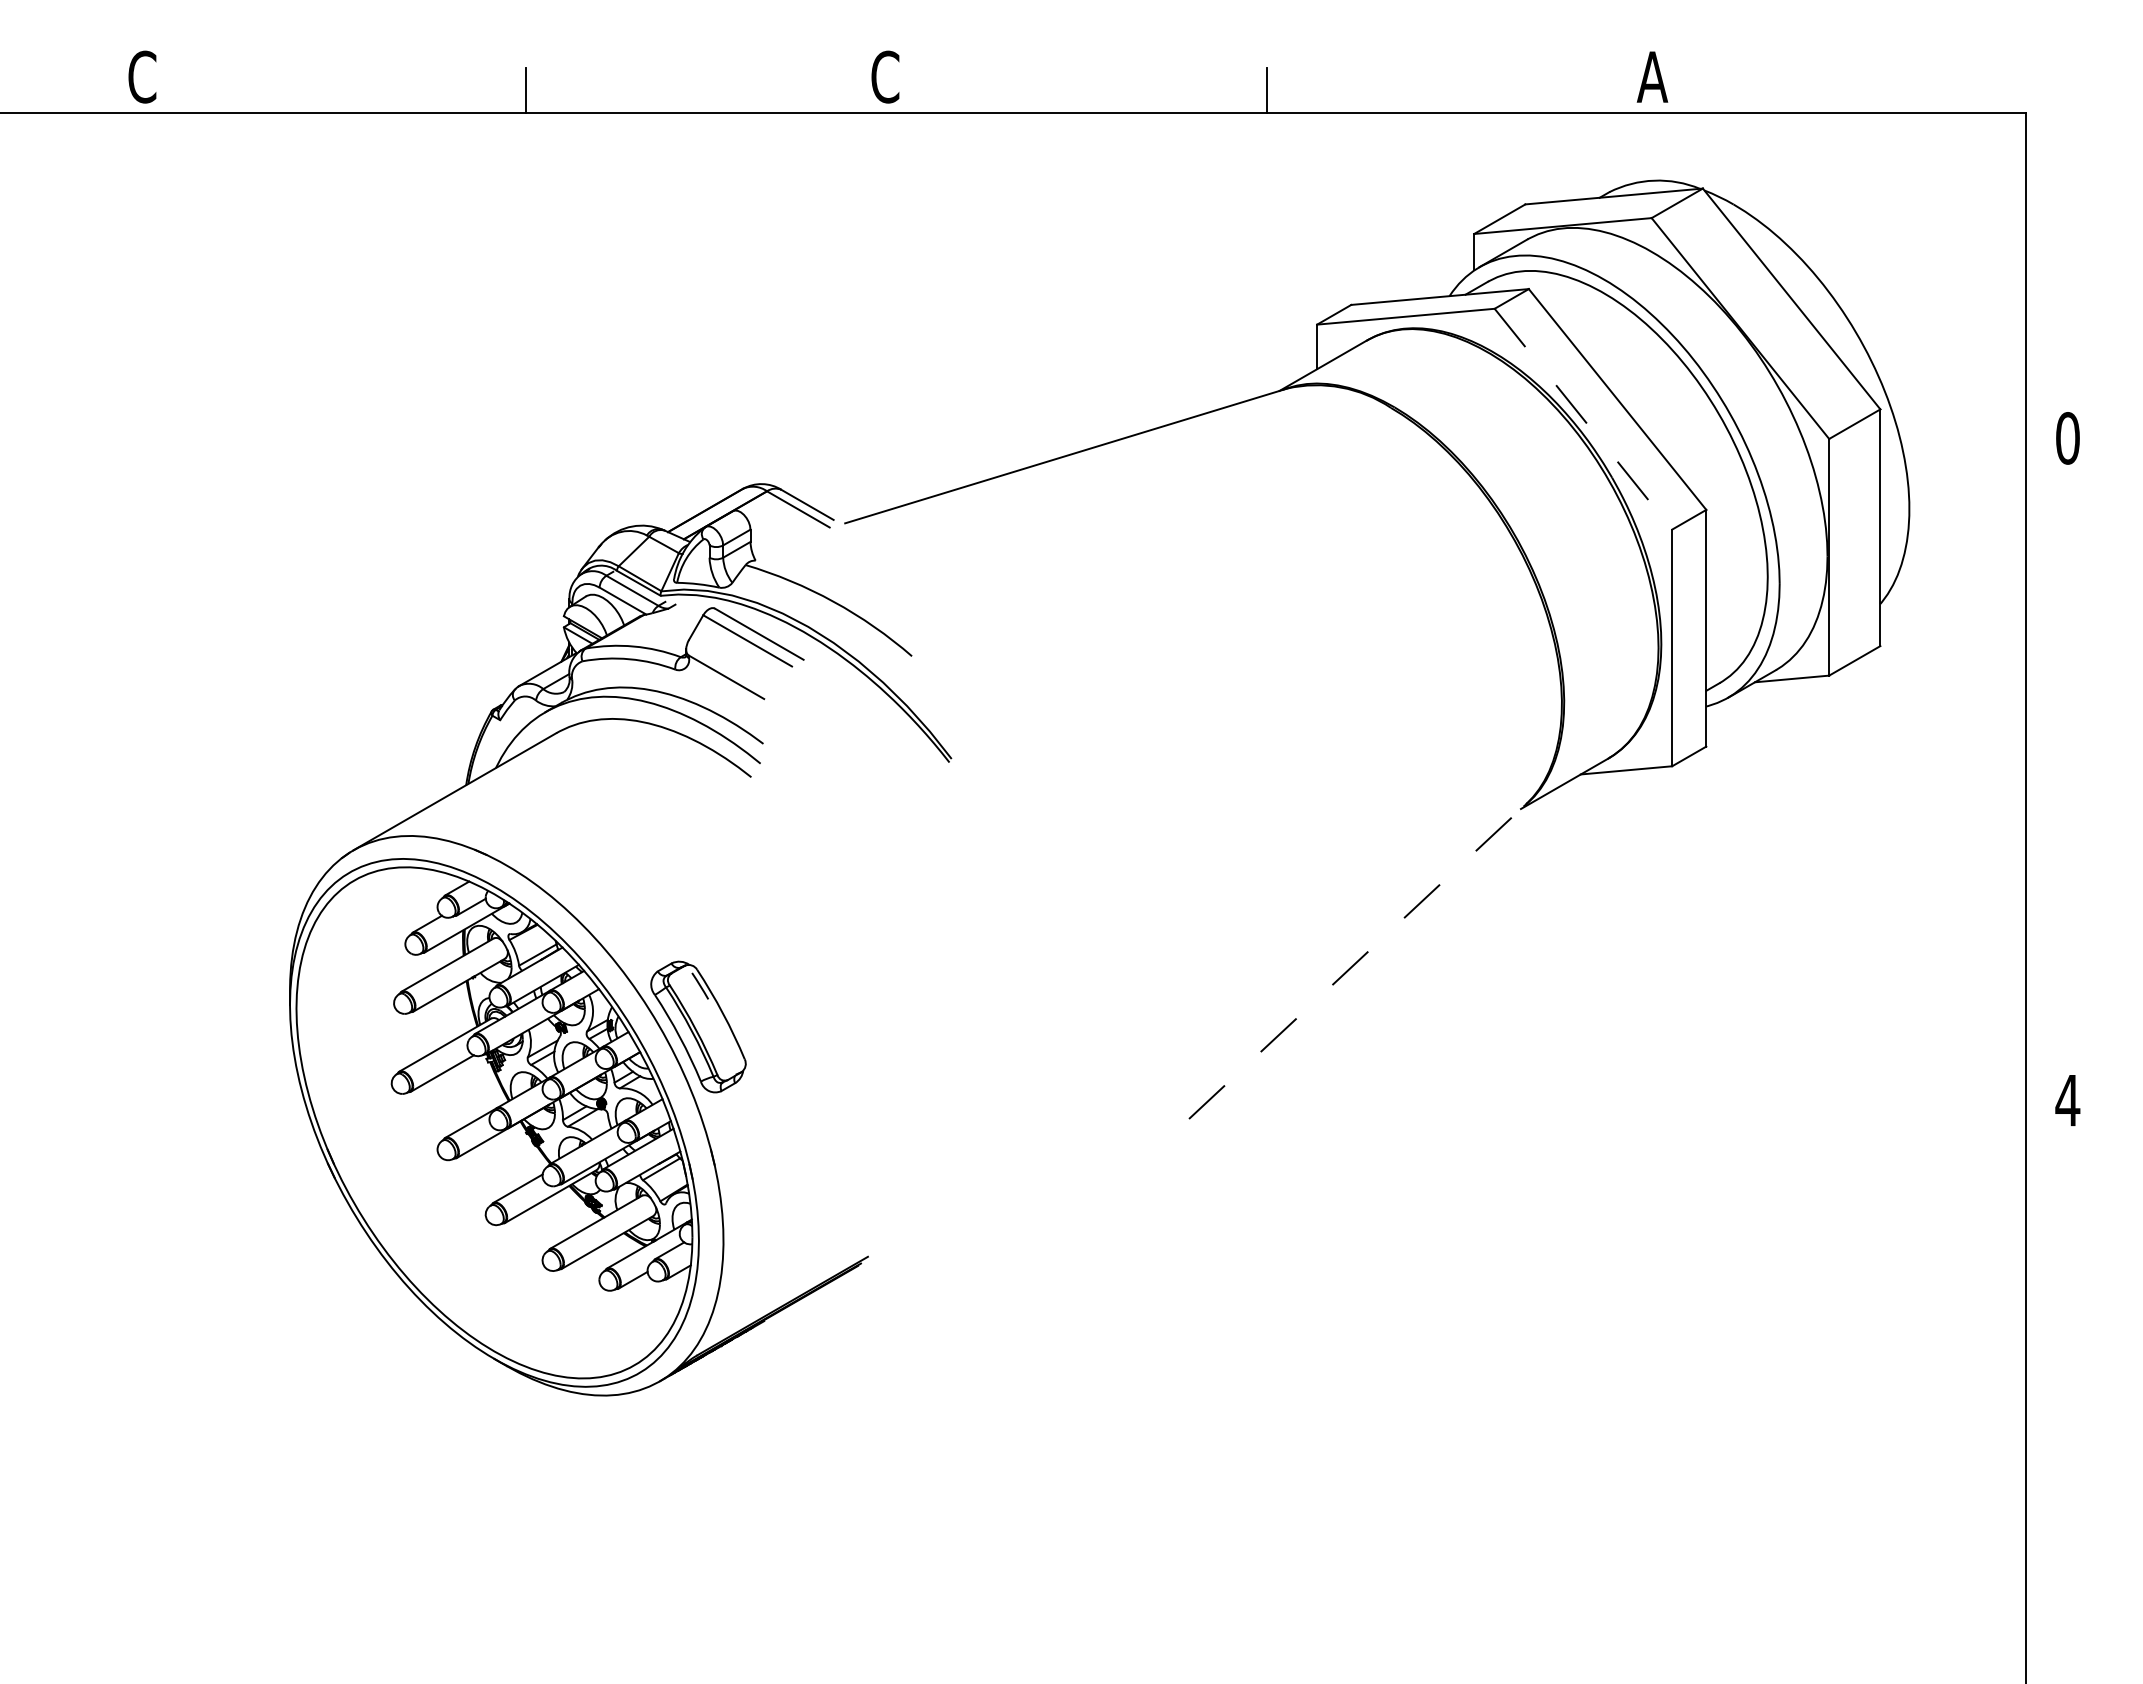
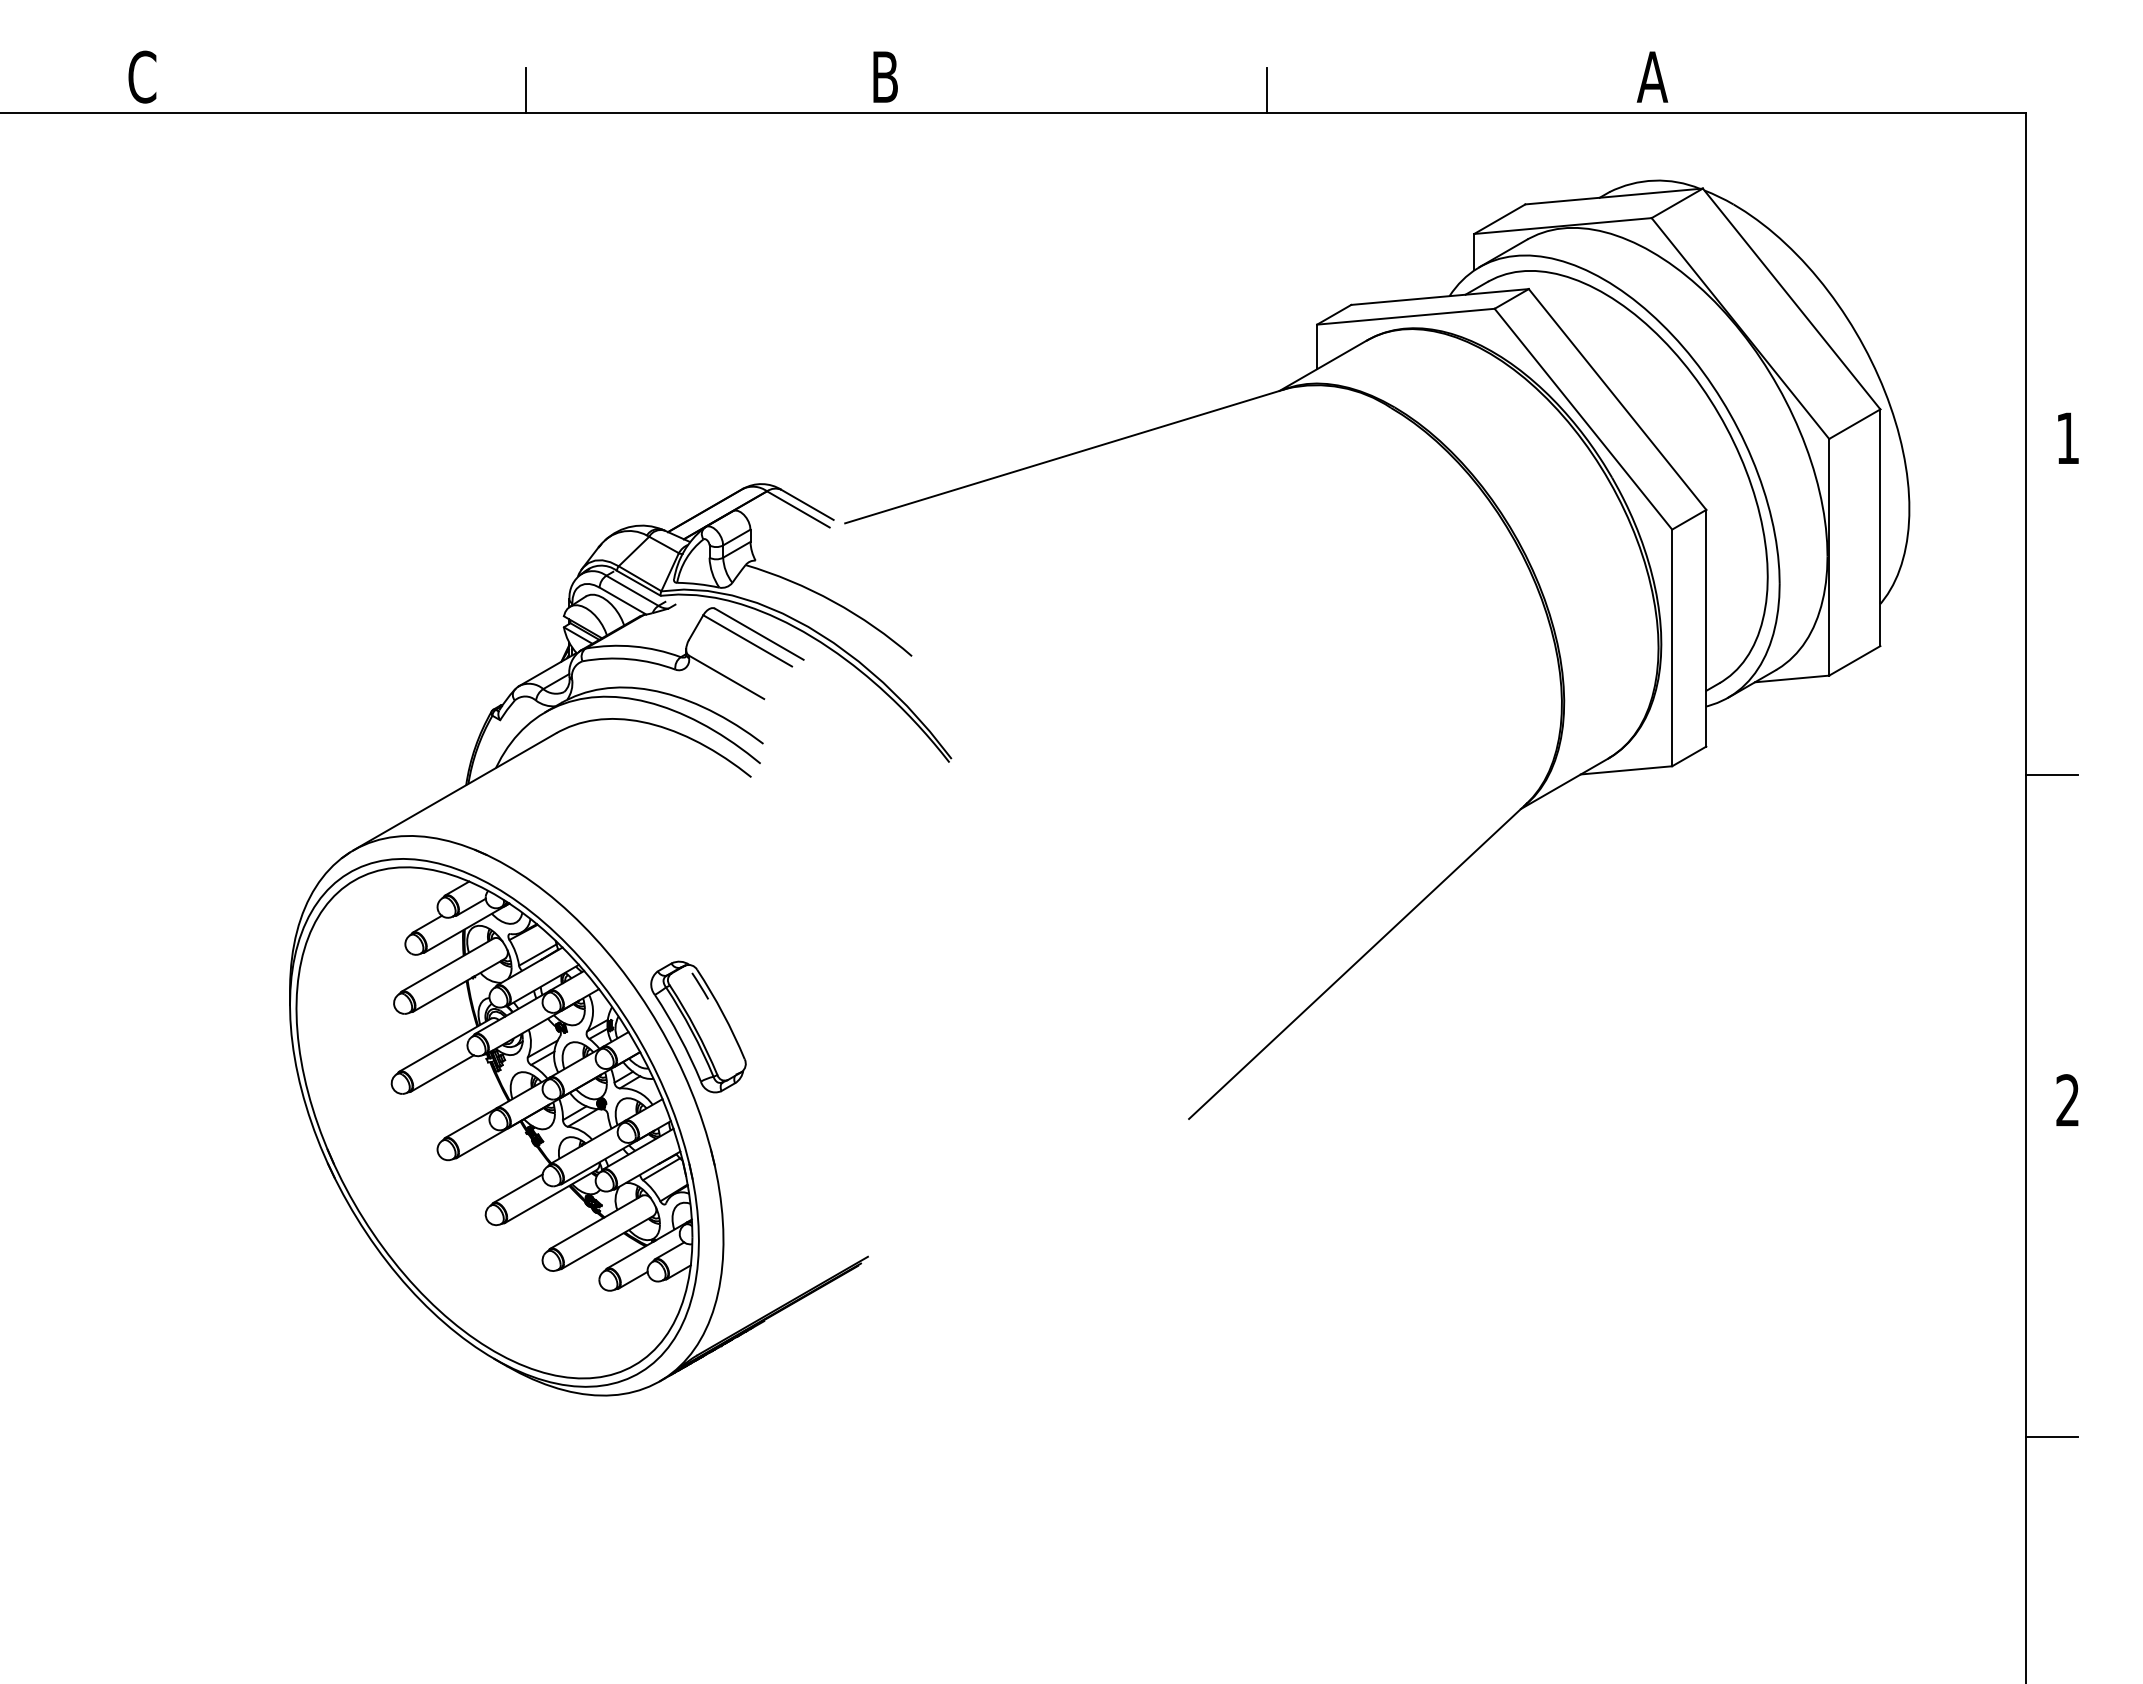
text: C -> B (885, 76)
line: dashed -> solid (1583, 419)
text: 0 -> 1 (2067, 438)
line: none -> present (2051, 775)
line: dashed -> solid (1358, 960)
text: 4 -> 2 (2067, 1100)
line: none -> present (2051, 1437)
